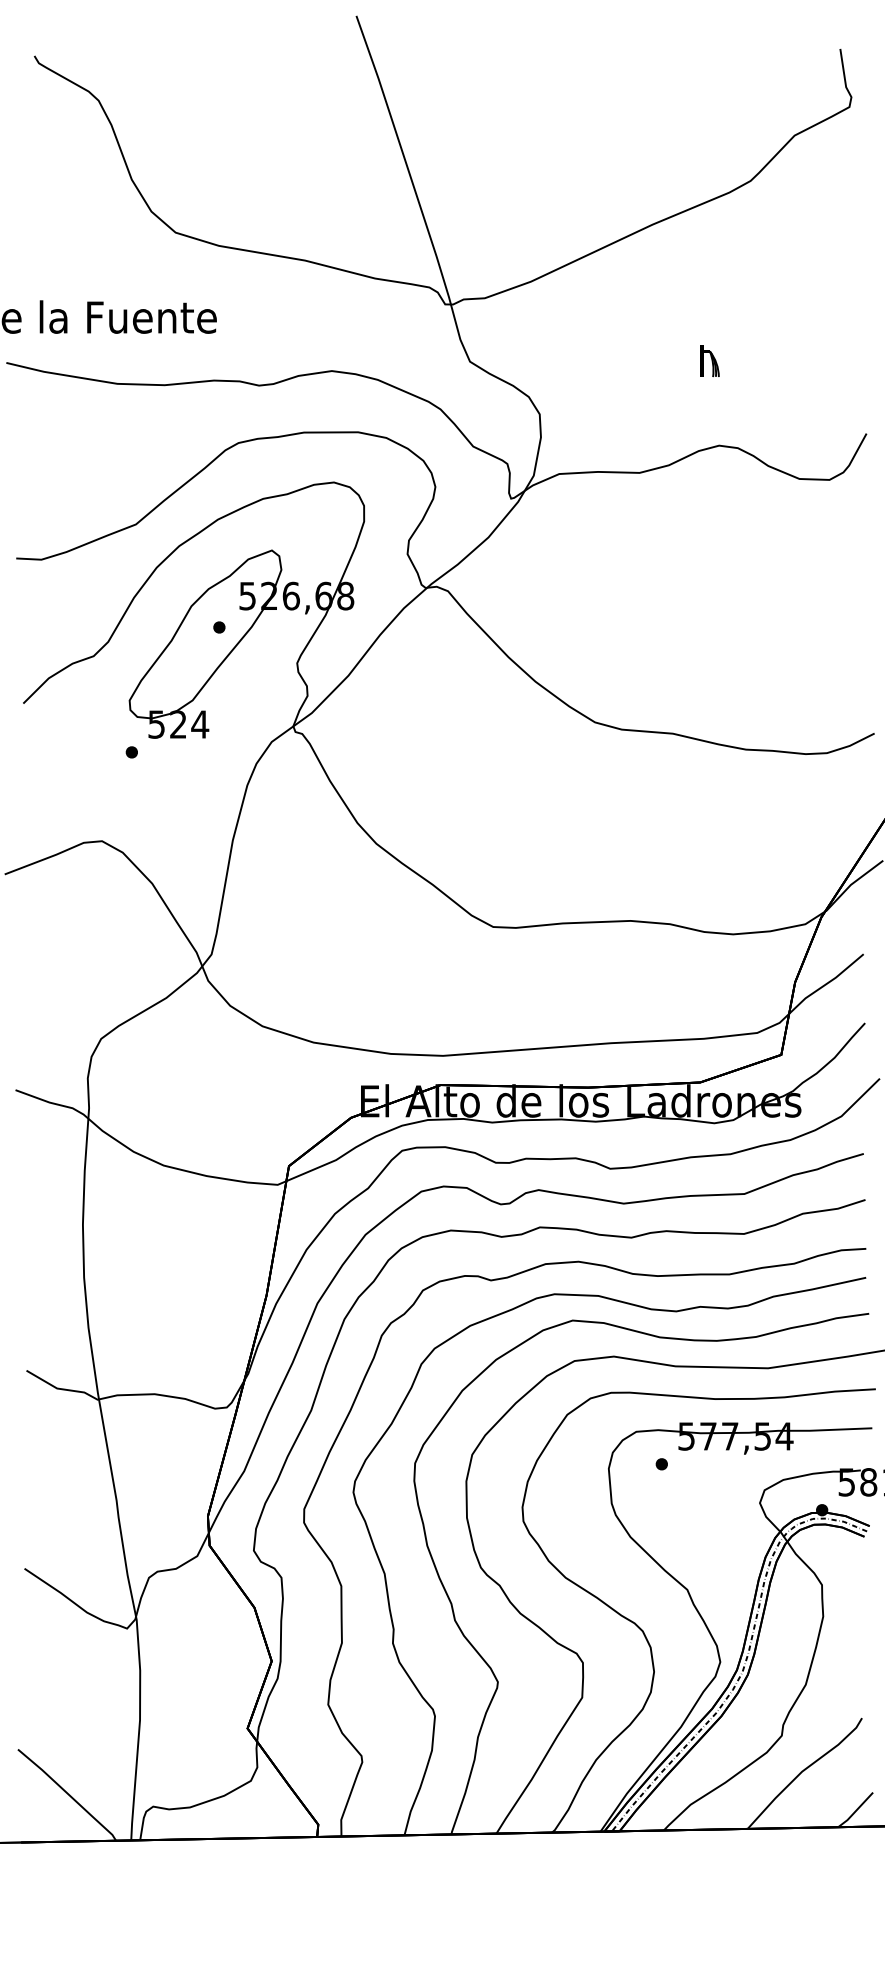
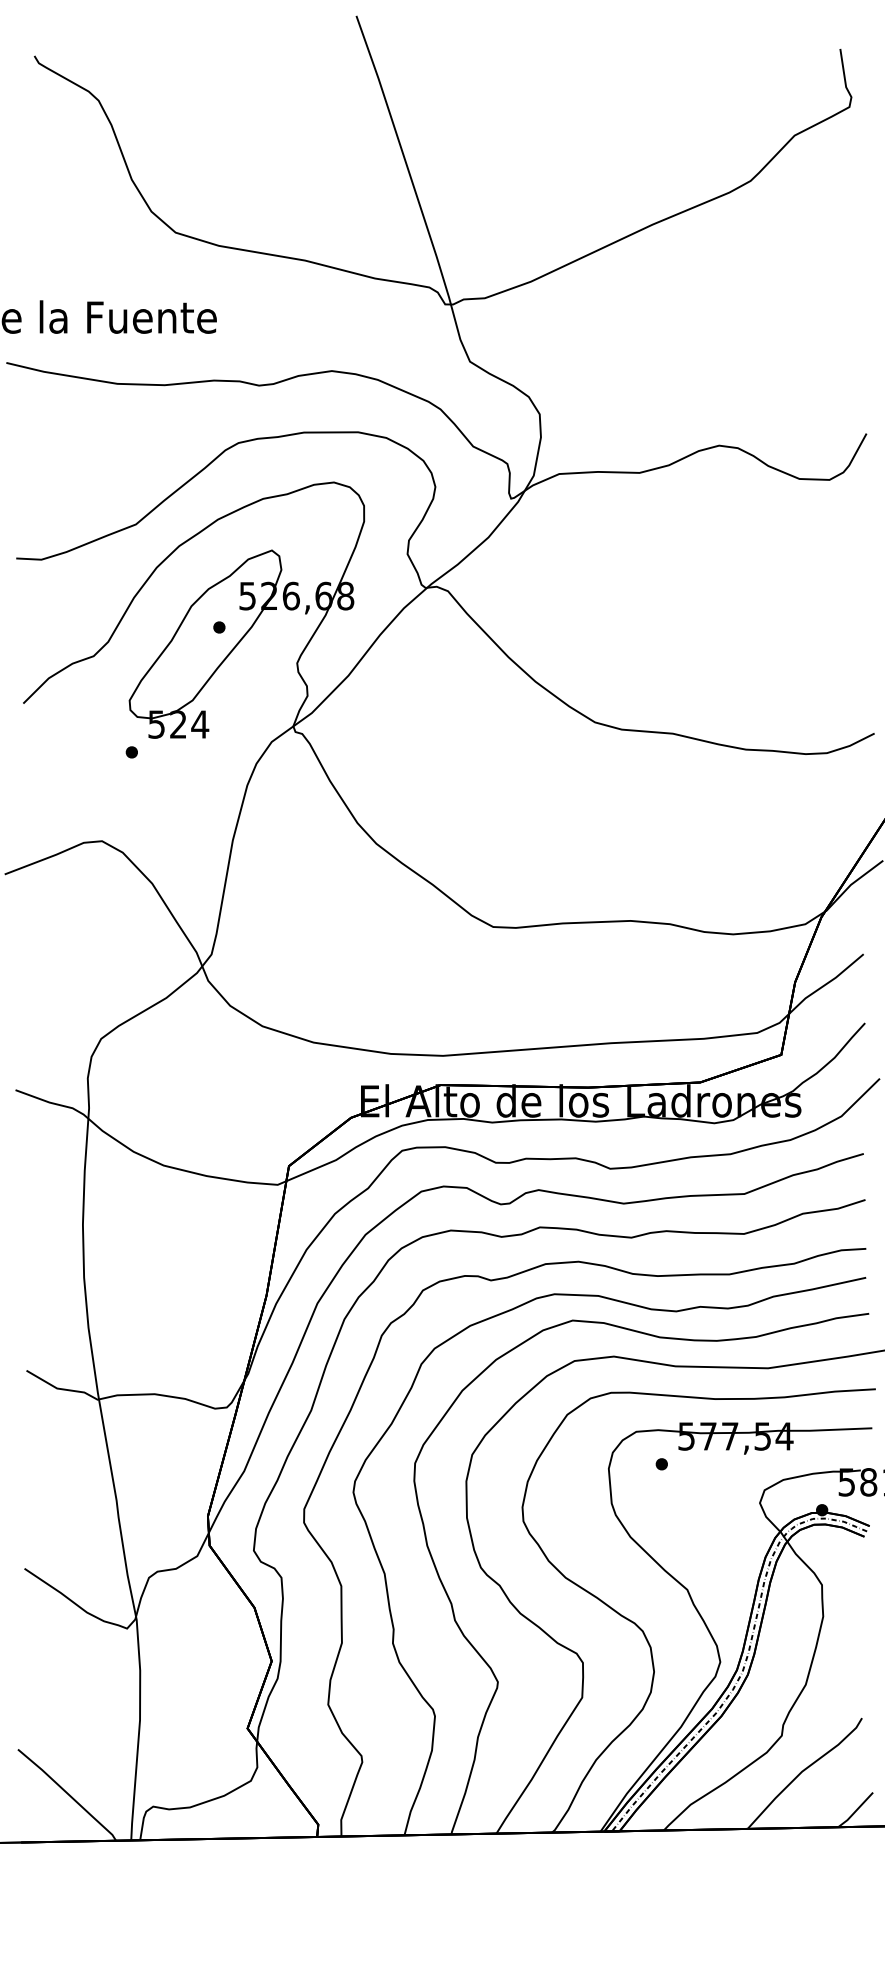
part: present -> none (709, 361)
